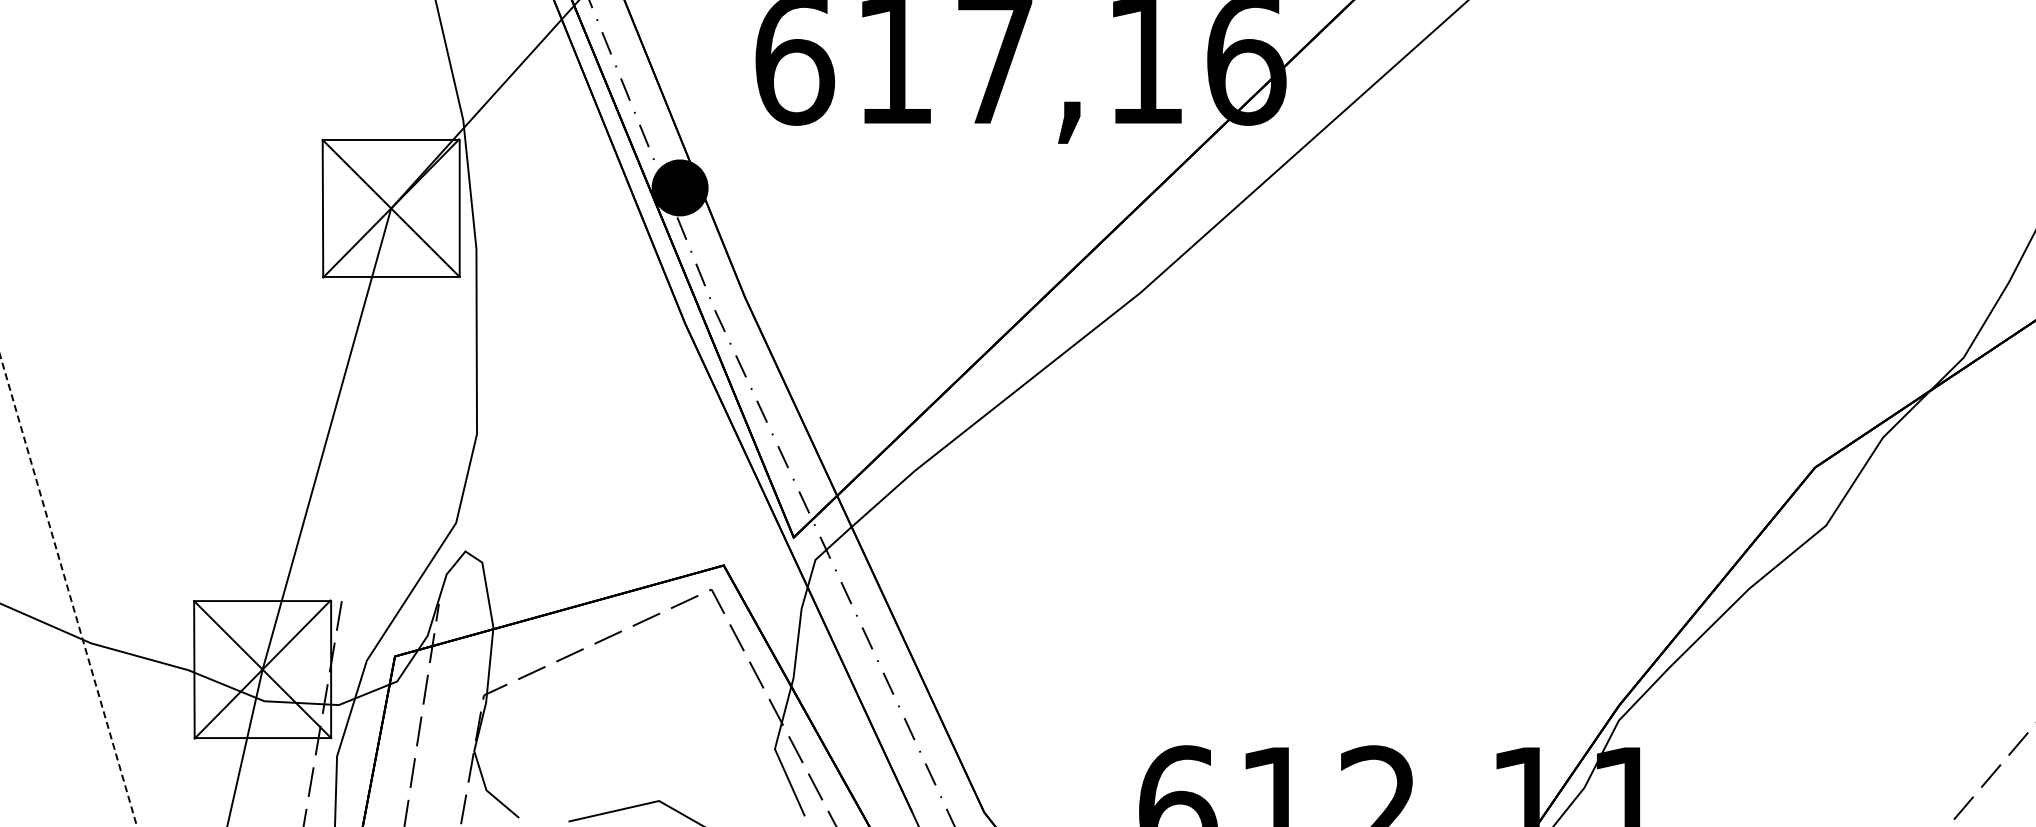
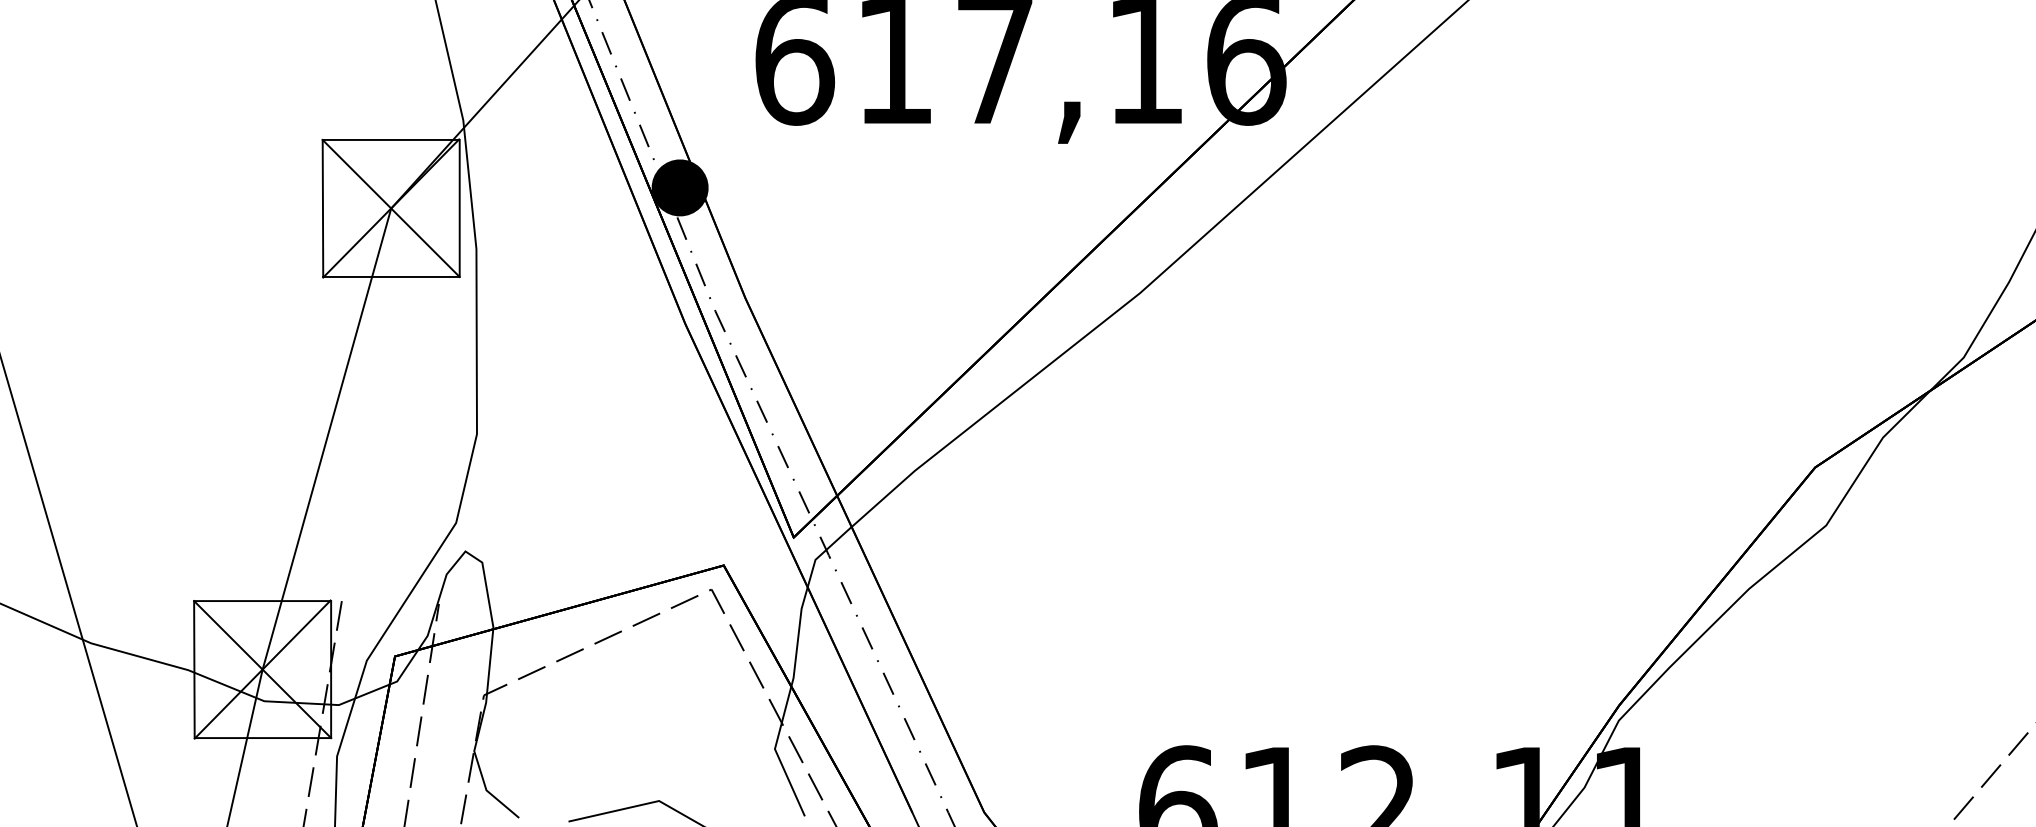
line: dashed -> solid (68, 591)
